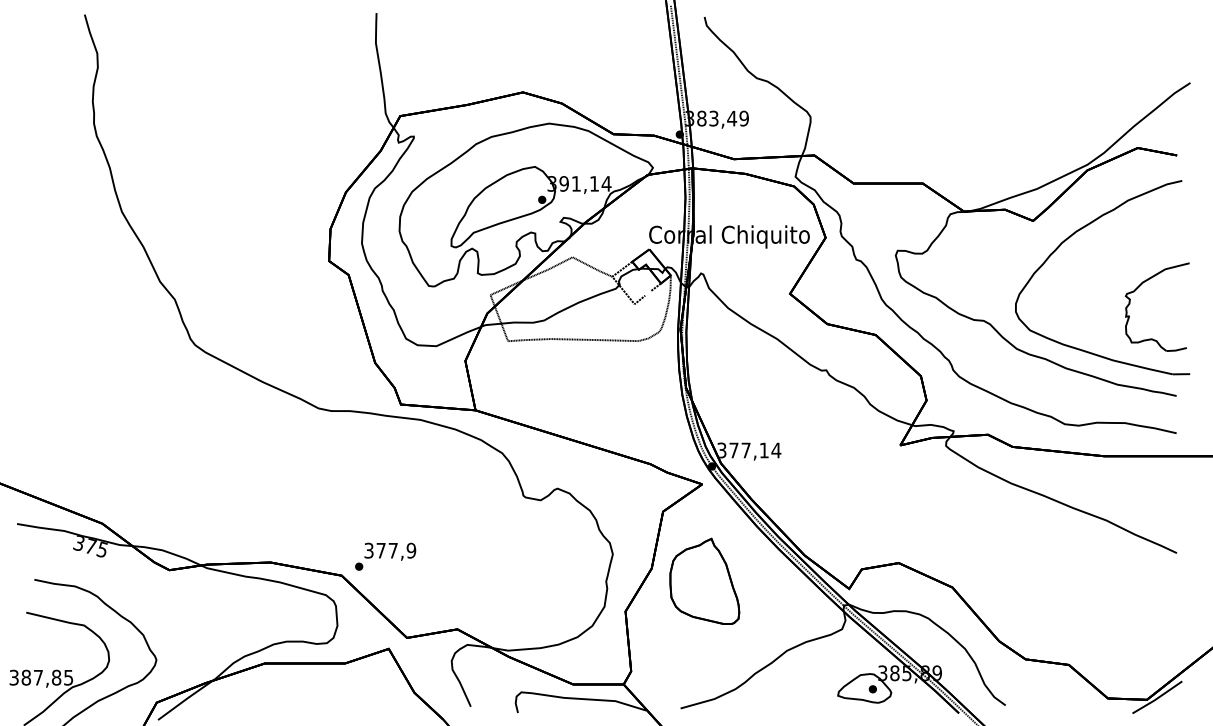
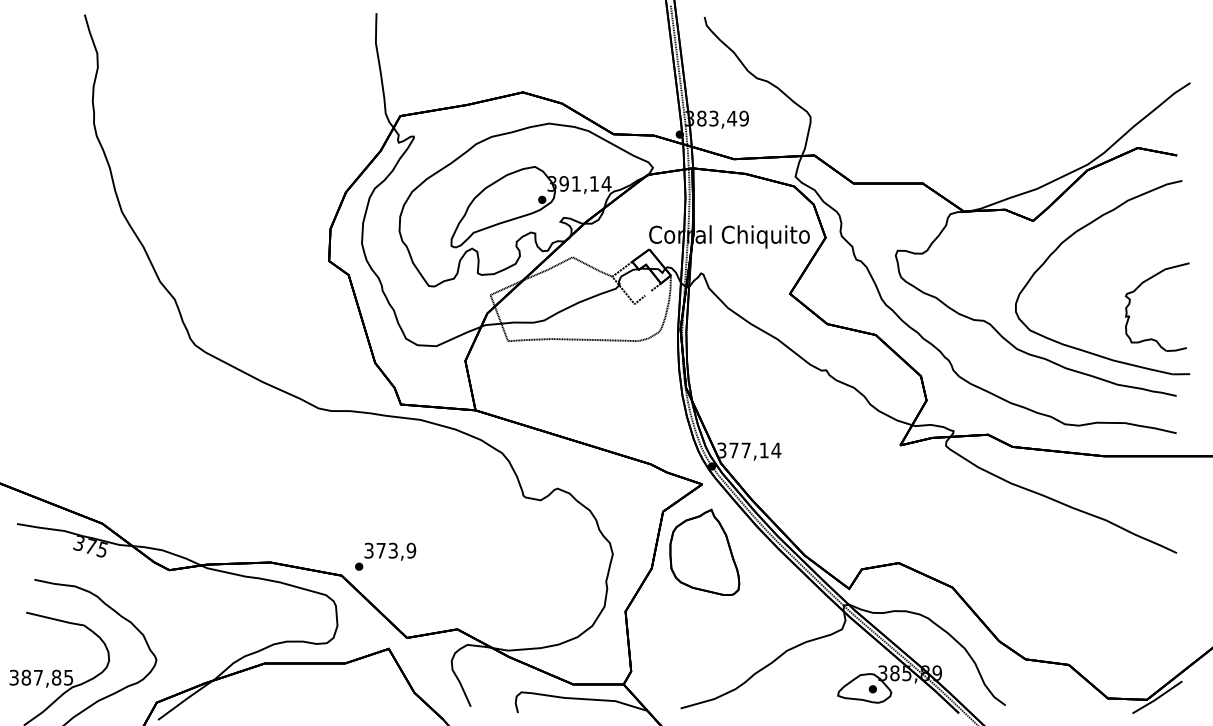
text: 377,9 -> 373,9 (392, 550)
part position: (704, 580) -> (704, 551) (704, 551)
